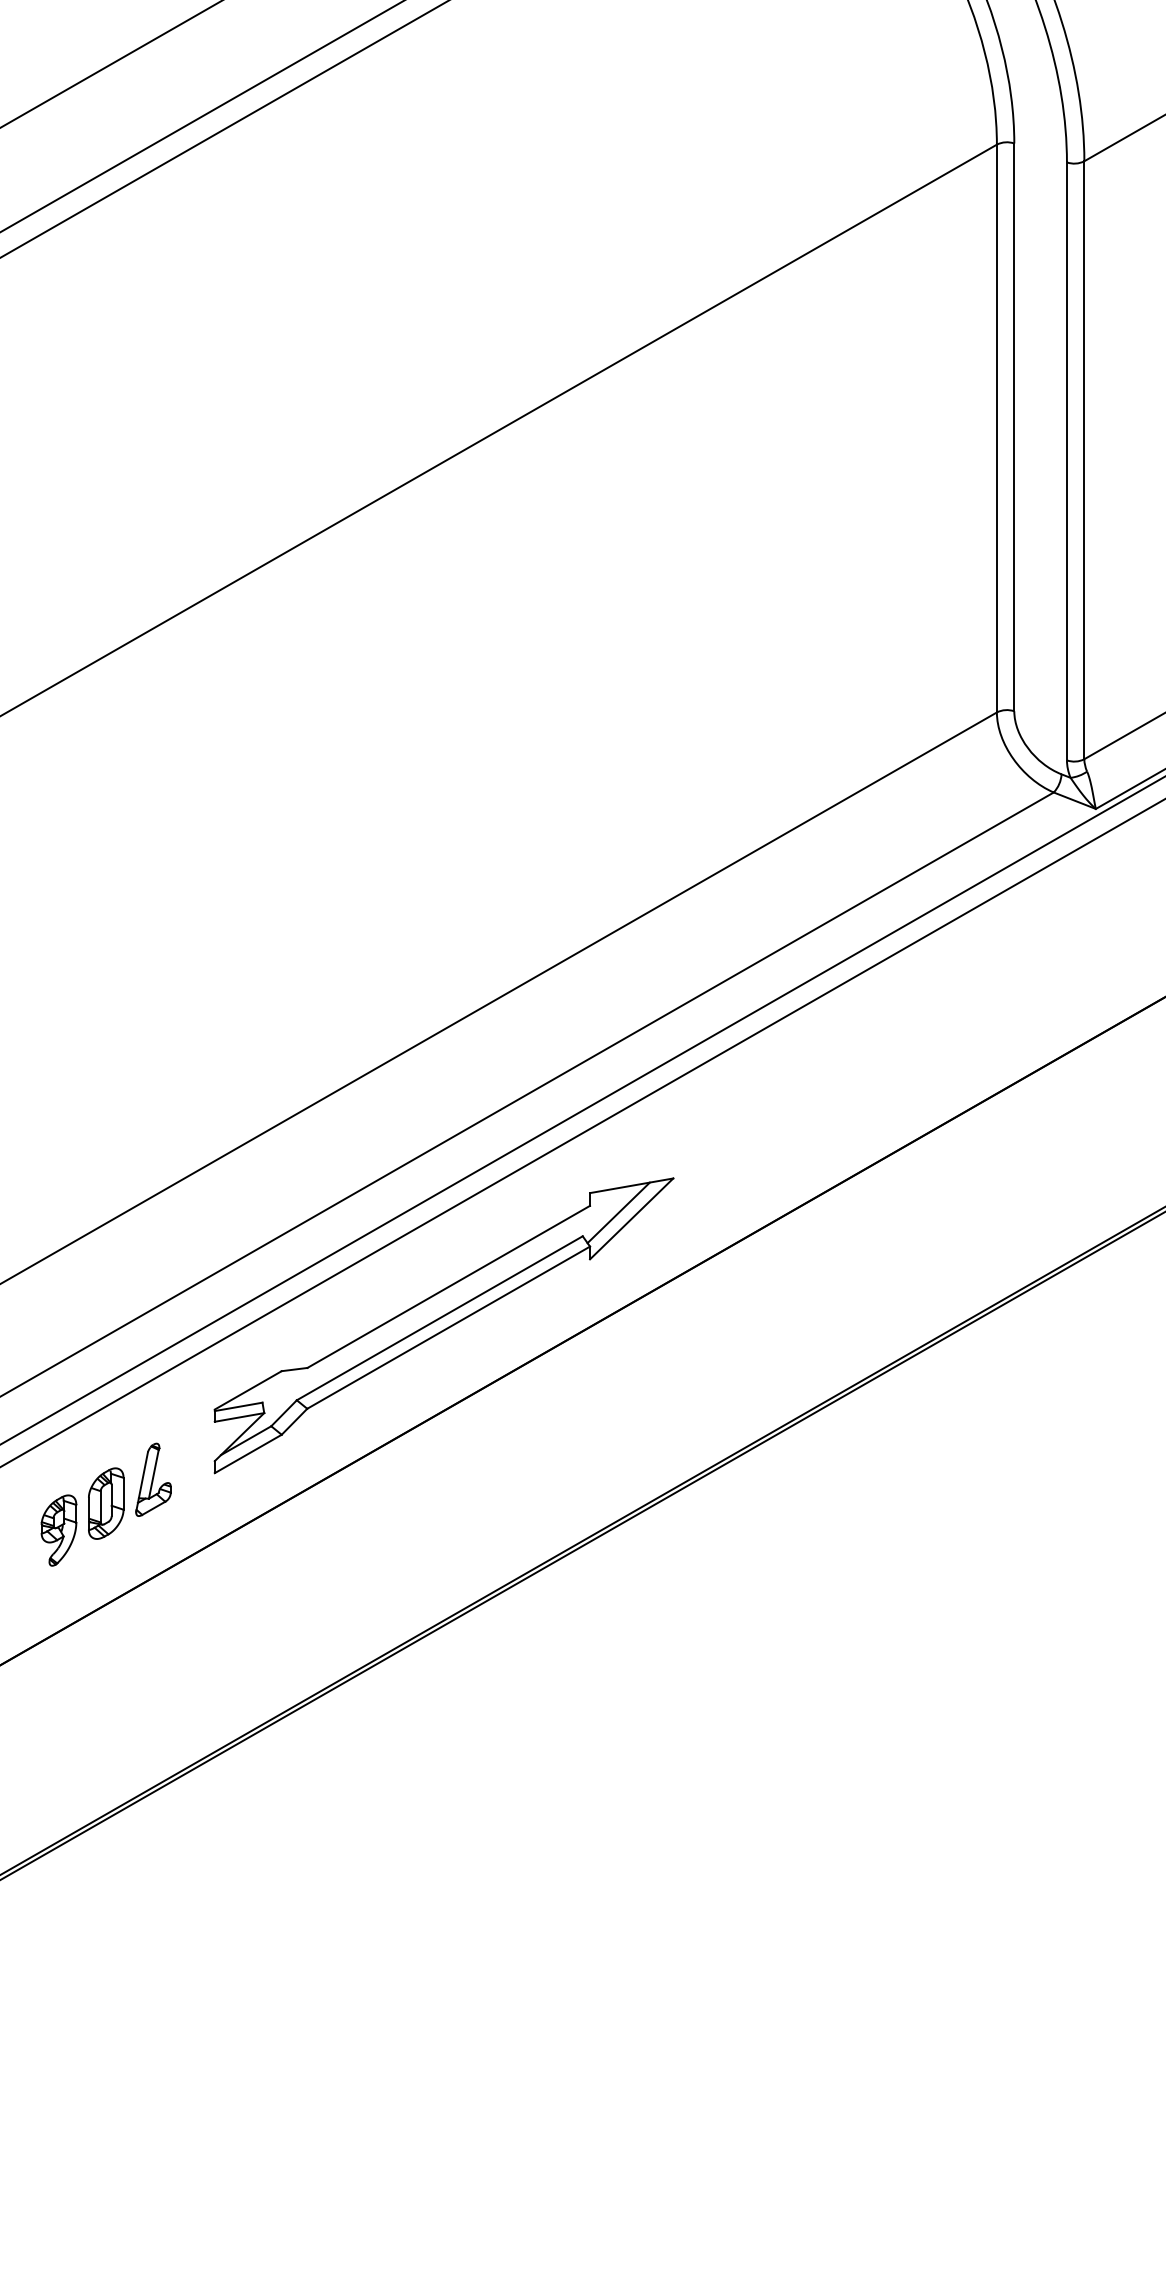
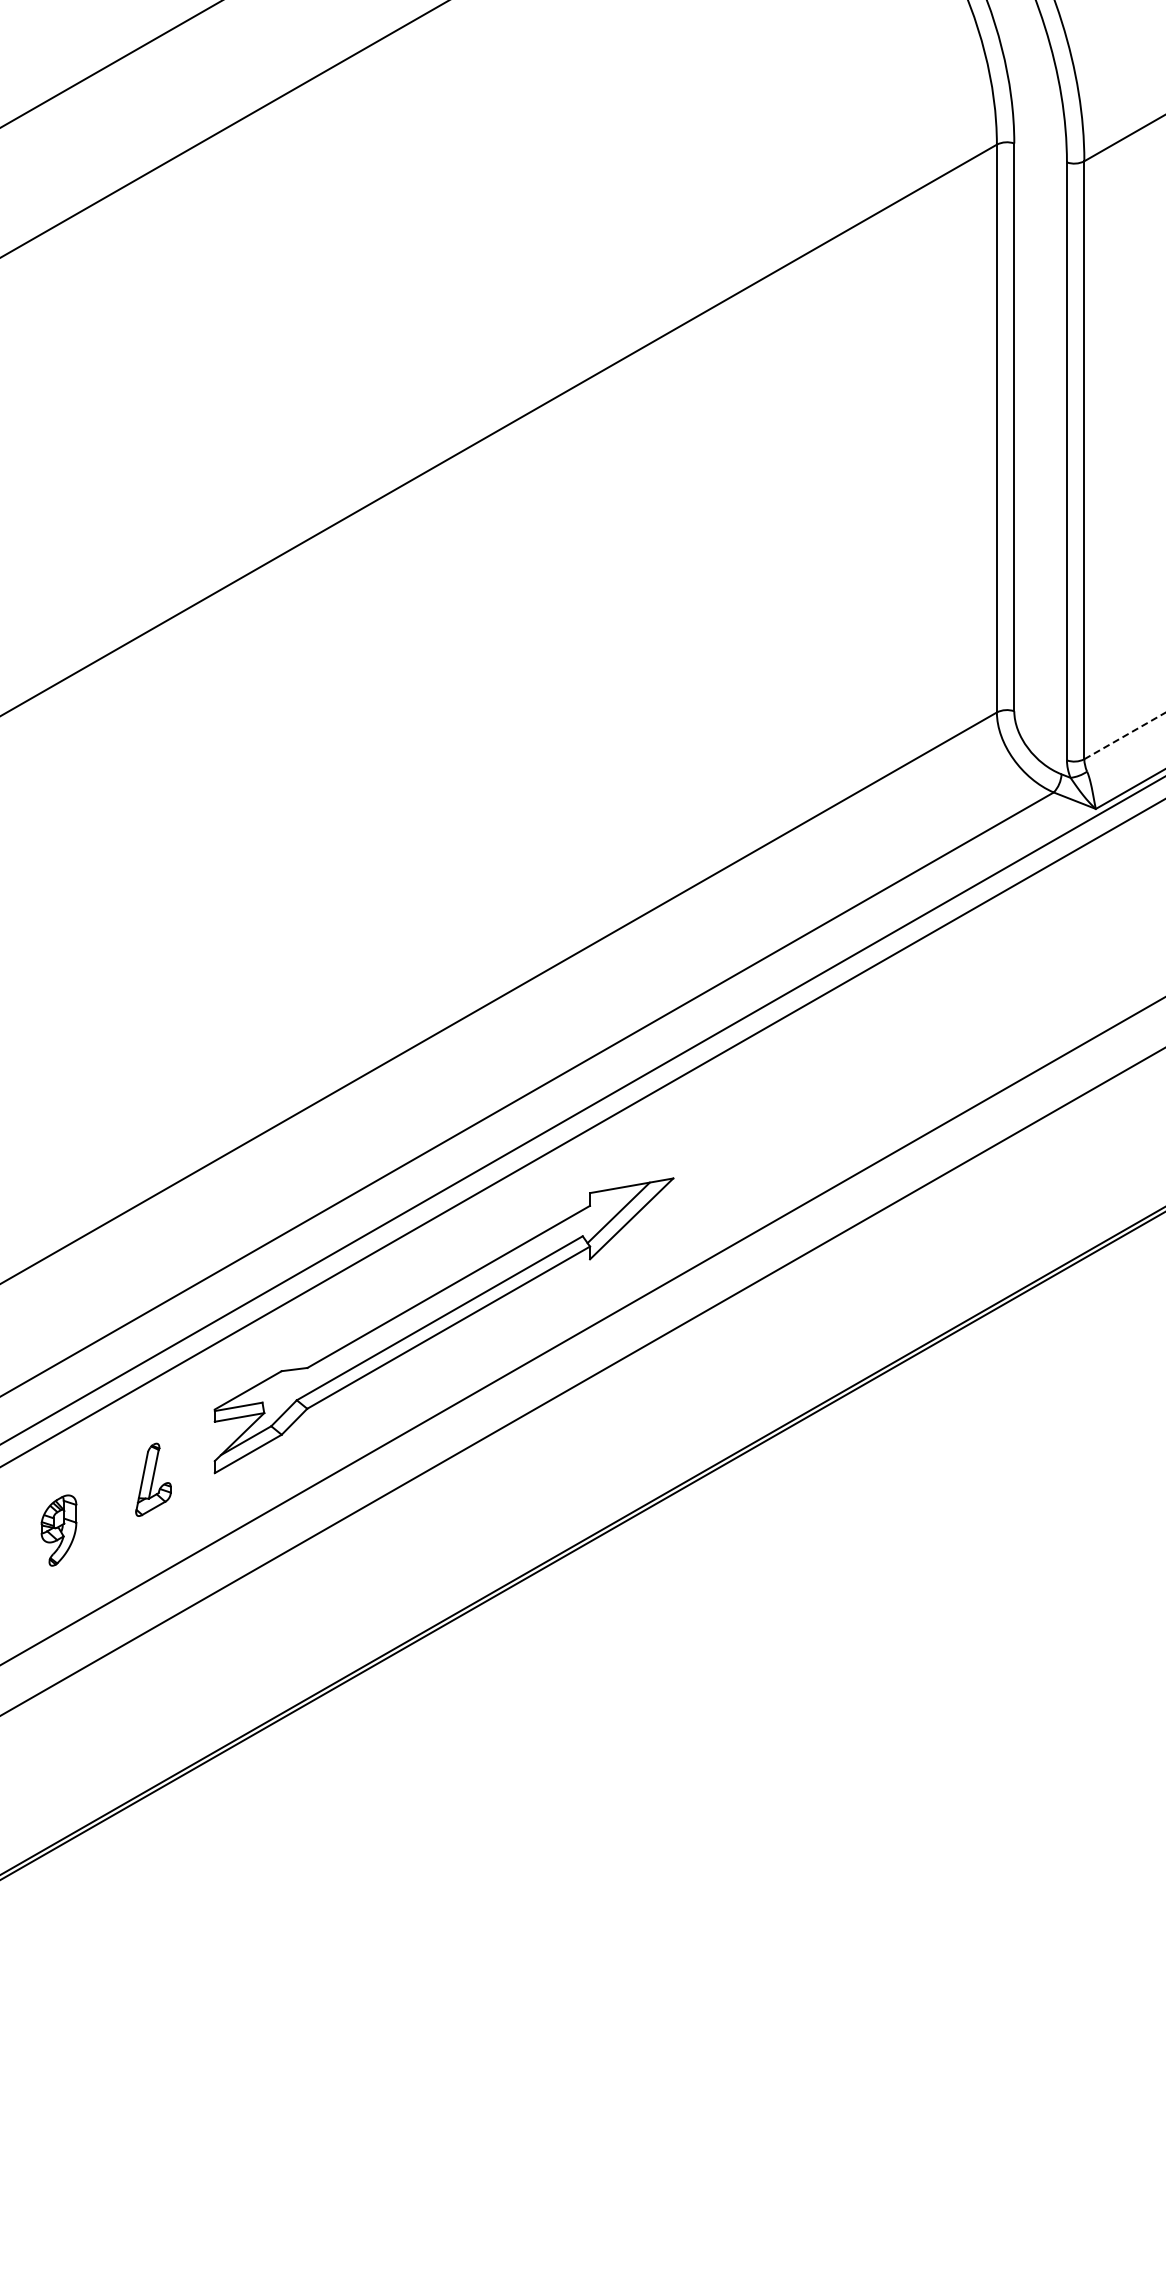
line: present -> none (201, 116)
line: solid -> dashed (1125, 735)
line position: (582, 1330) -> (582, 1381) (582, 1381)
part: present -> none (106, 1503)
